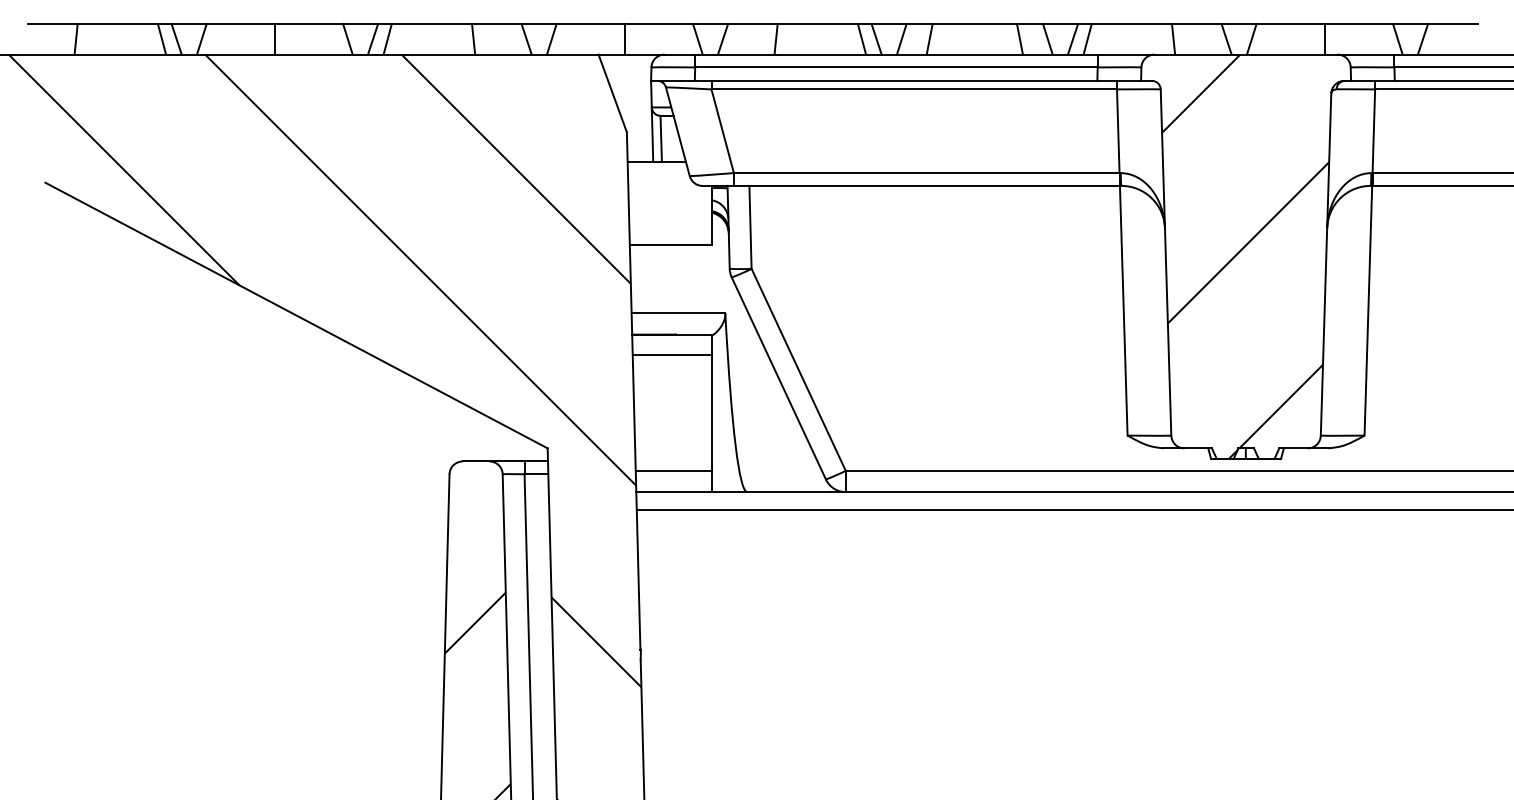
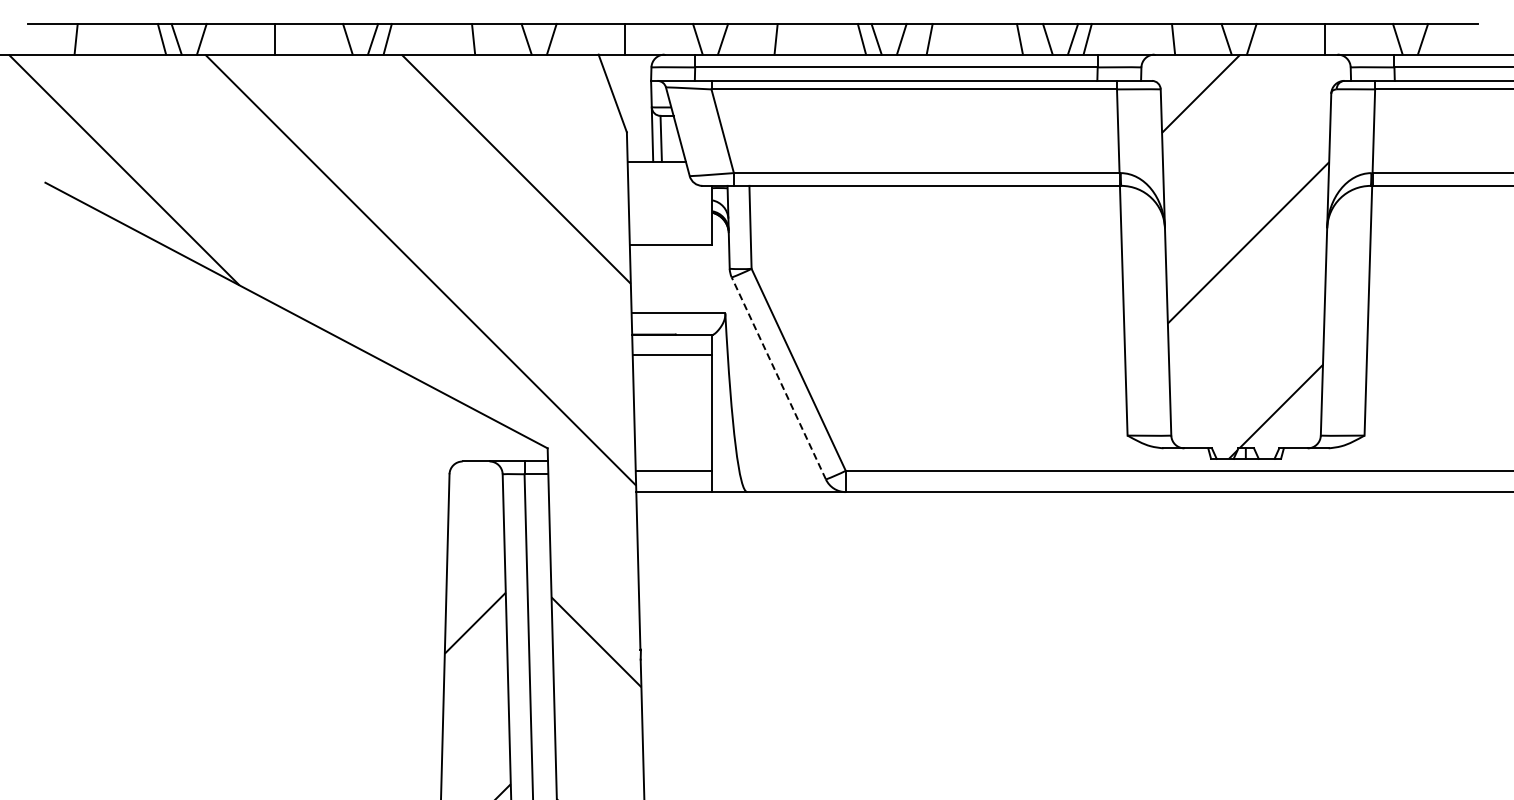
line: solid -> dashed (778, 378)
line: present -> none (1073, 510)
